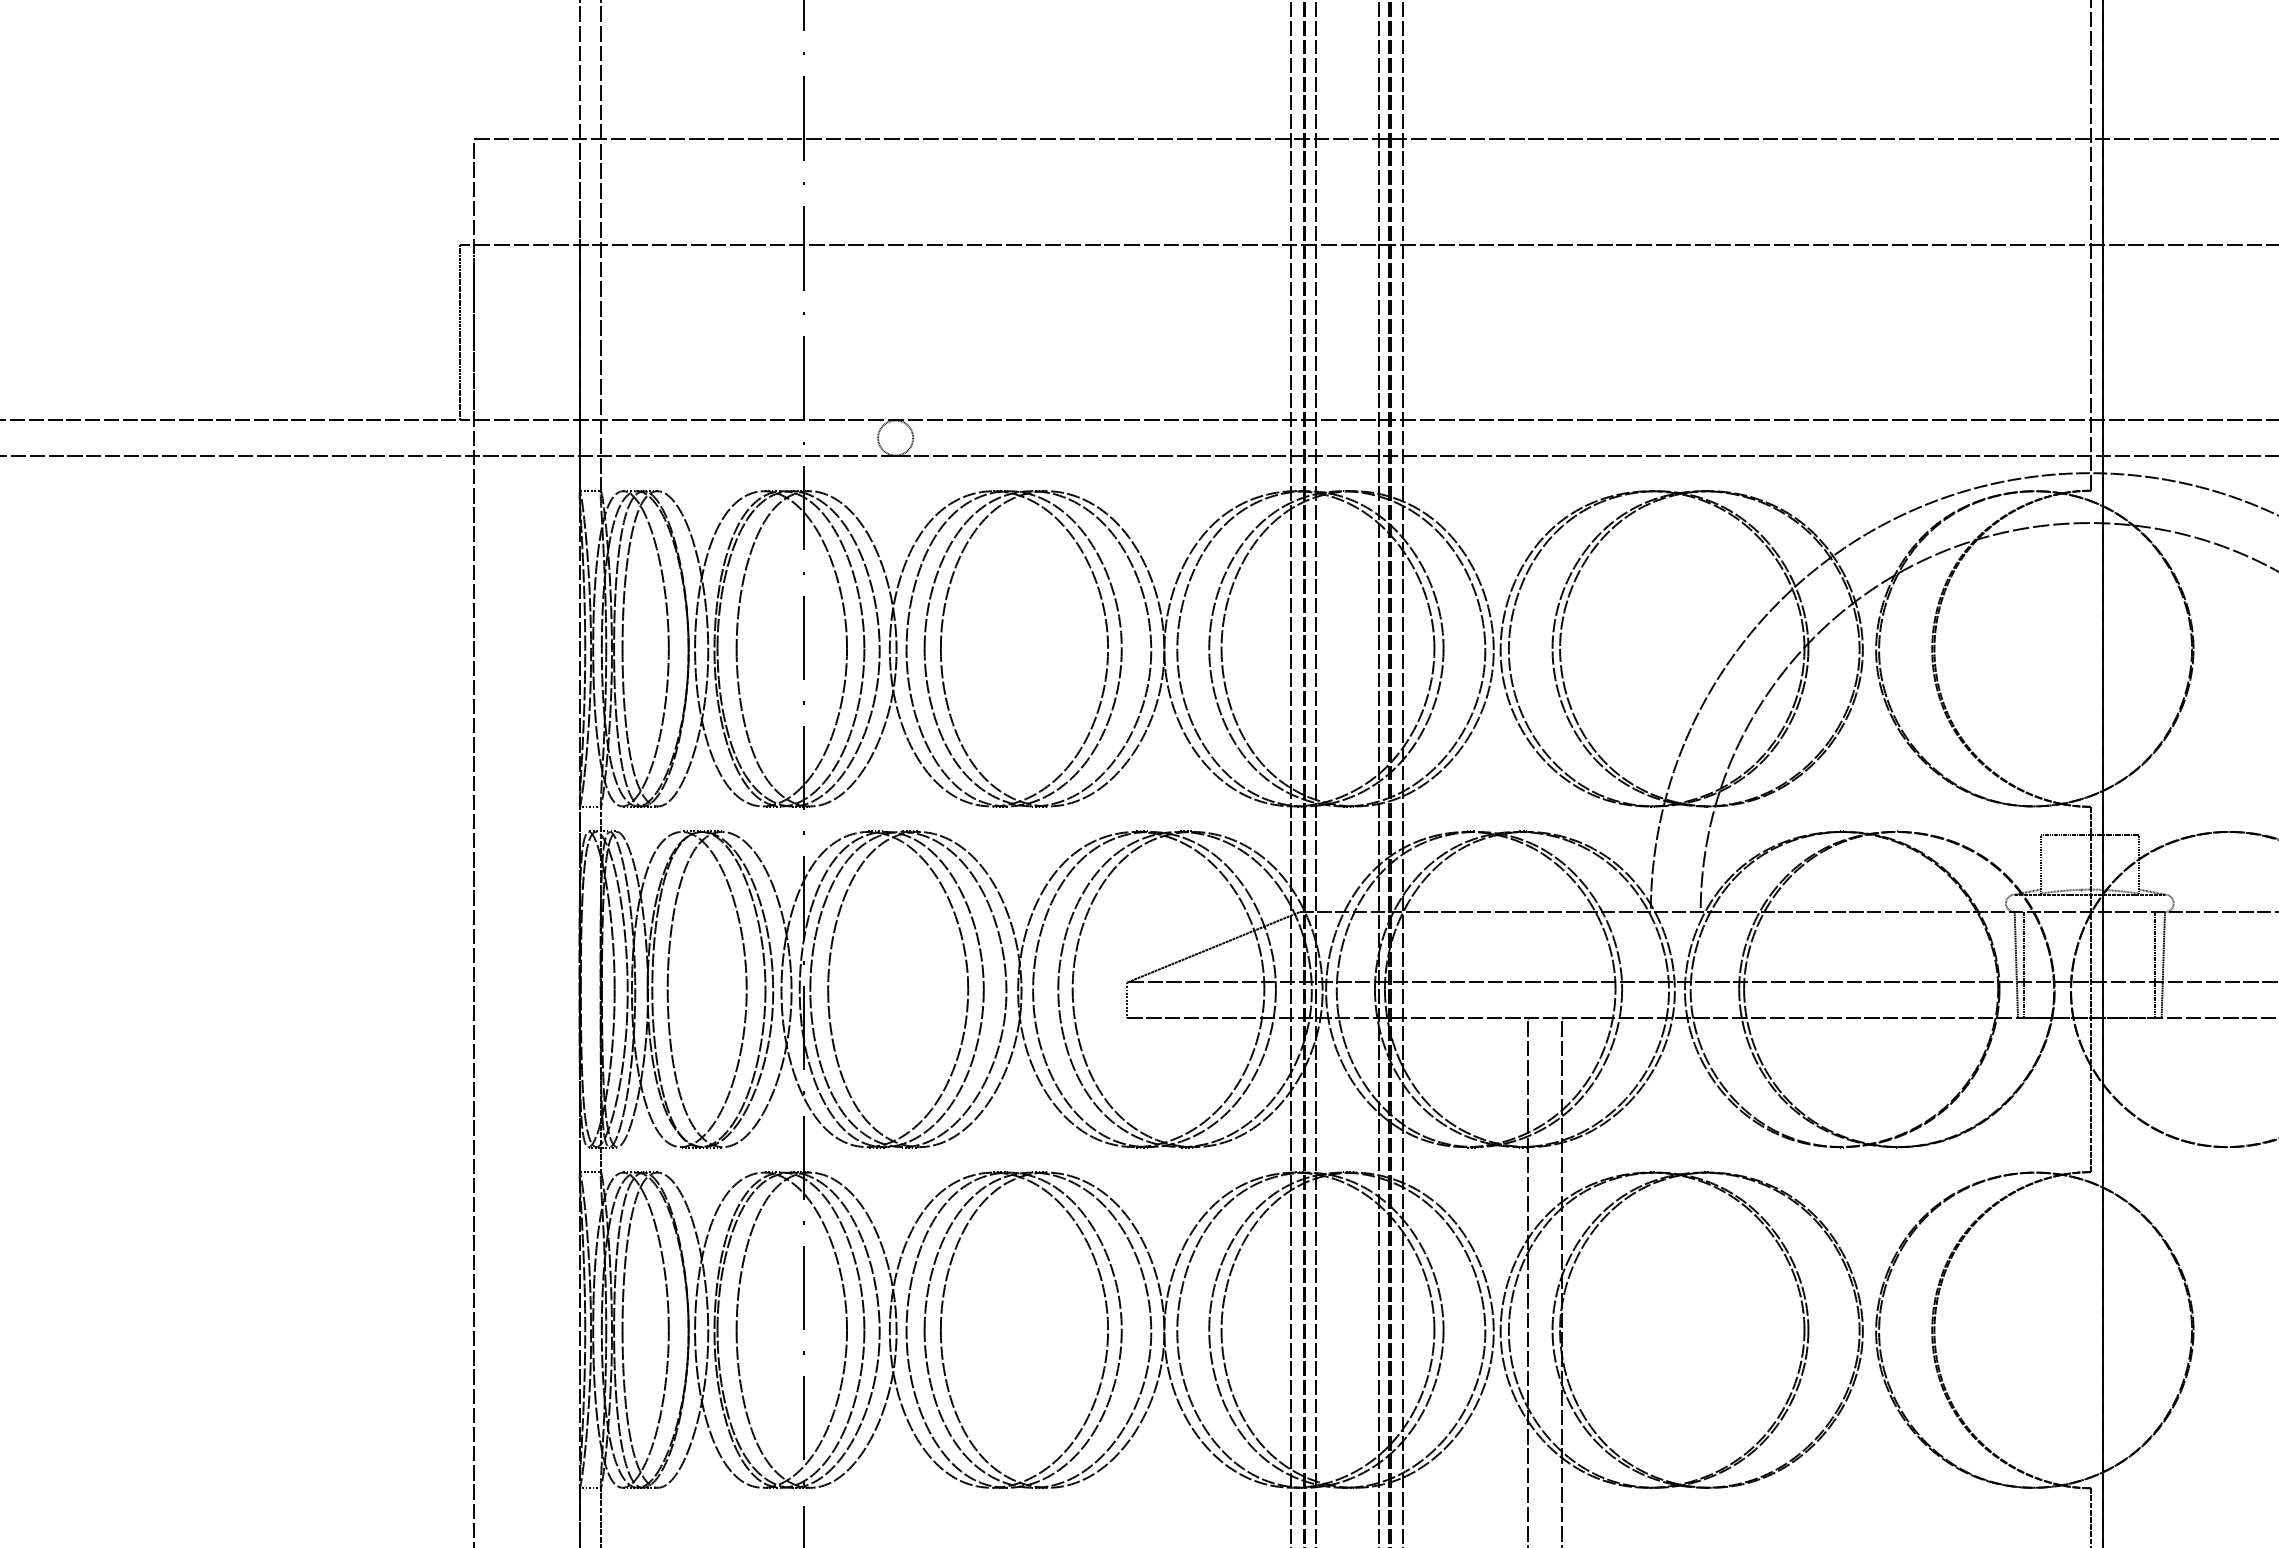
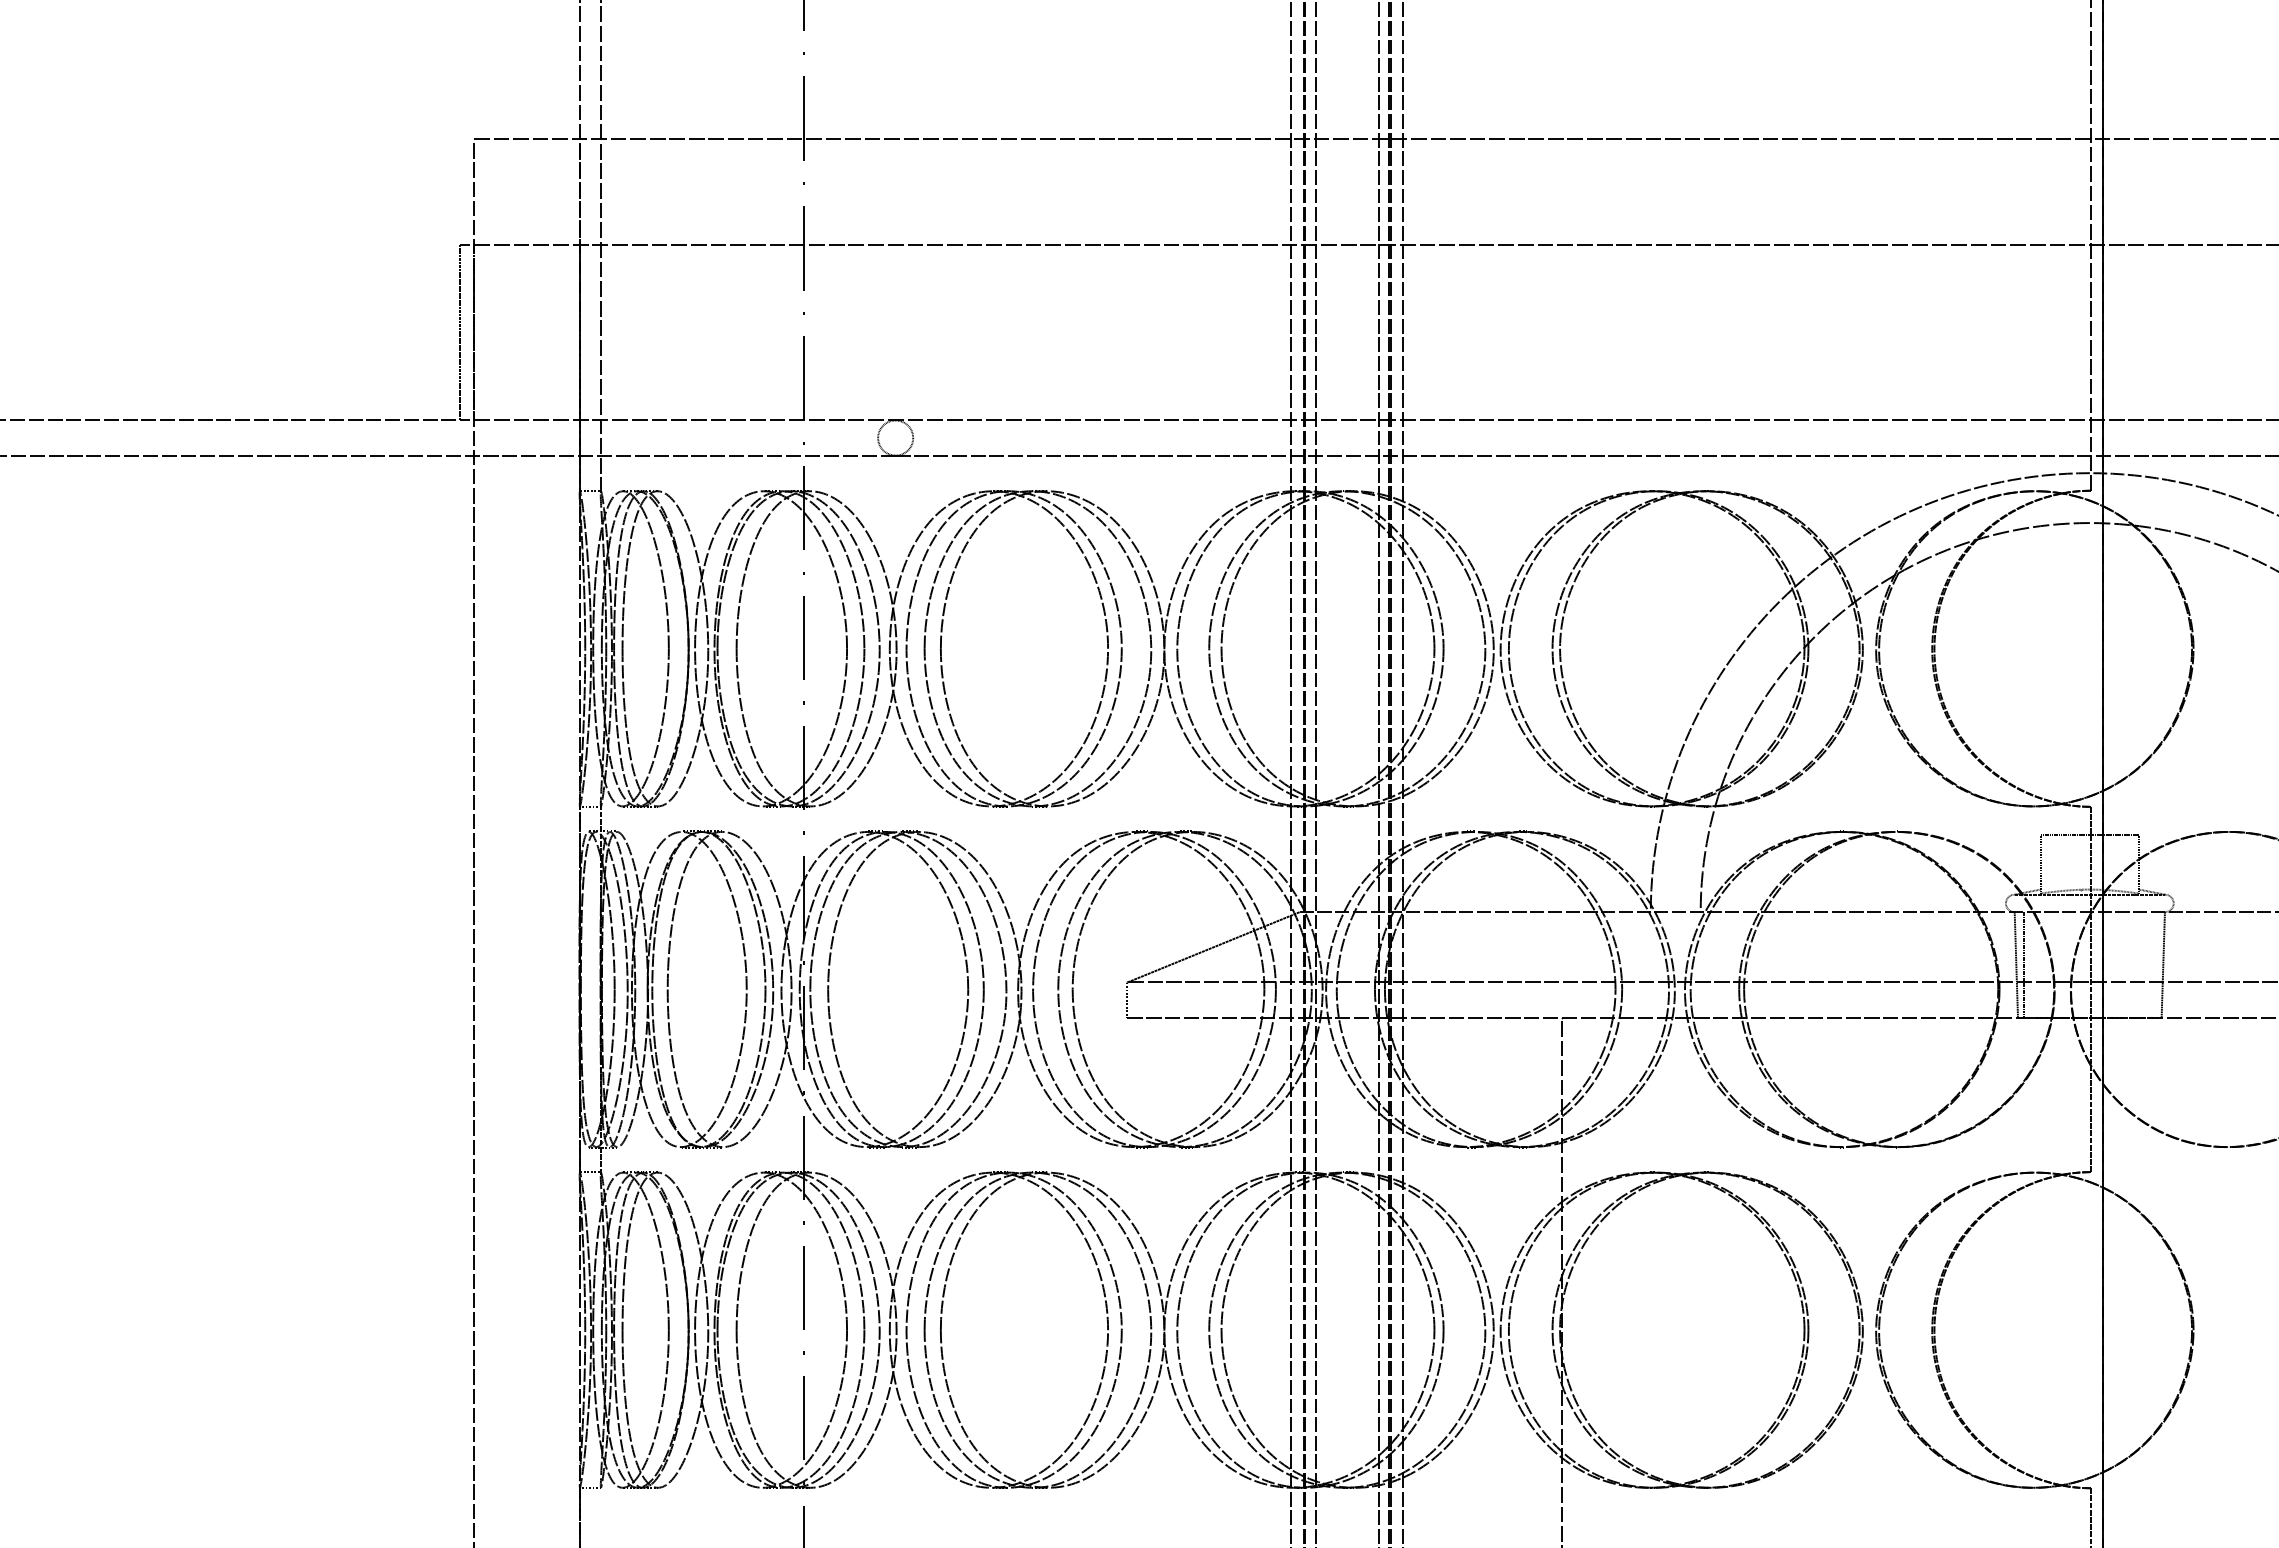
line: present -> none (2155, 964)
line: present -> none (1527, 1280)
line: present -> none (600, 1514)
